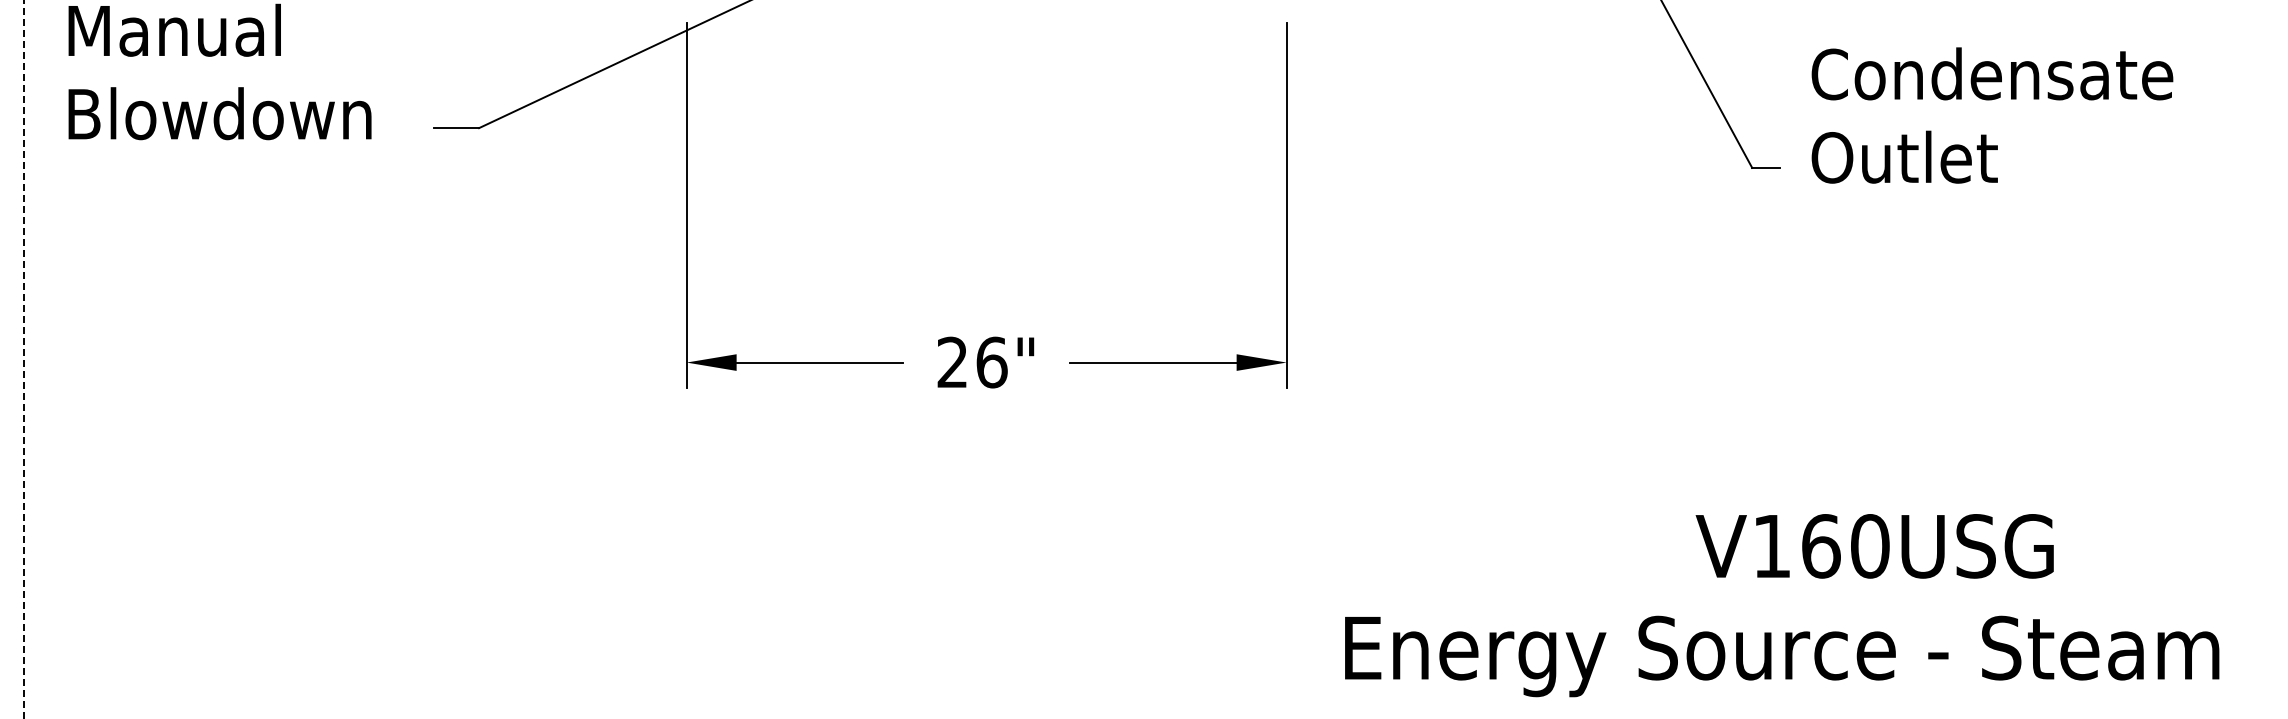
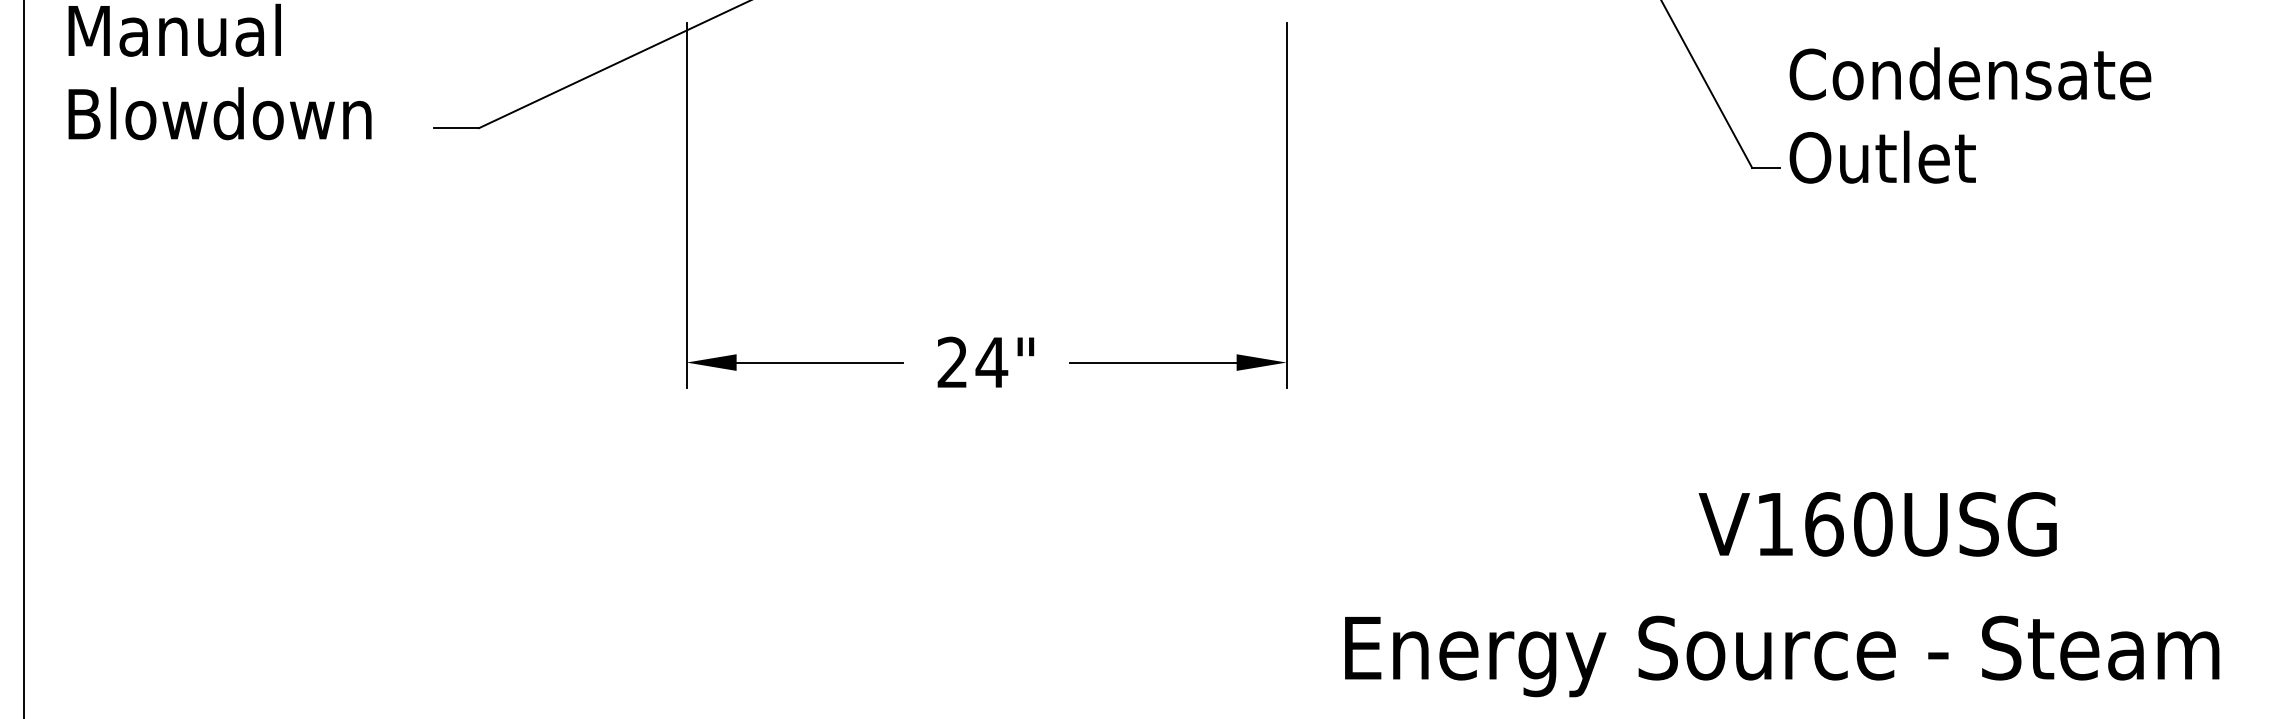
text position: (1992, 115) -> (1970, 115) (1970, 115)
line: dashed -> solid (23, 359)
text: 26" -> 24" (991, 362)
text position: (1874, 546) -> (1877, 524) (1877, 524)
